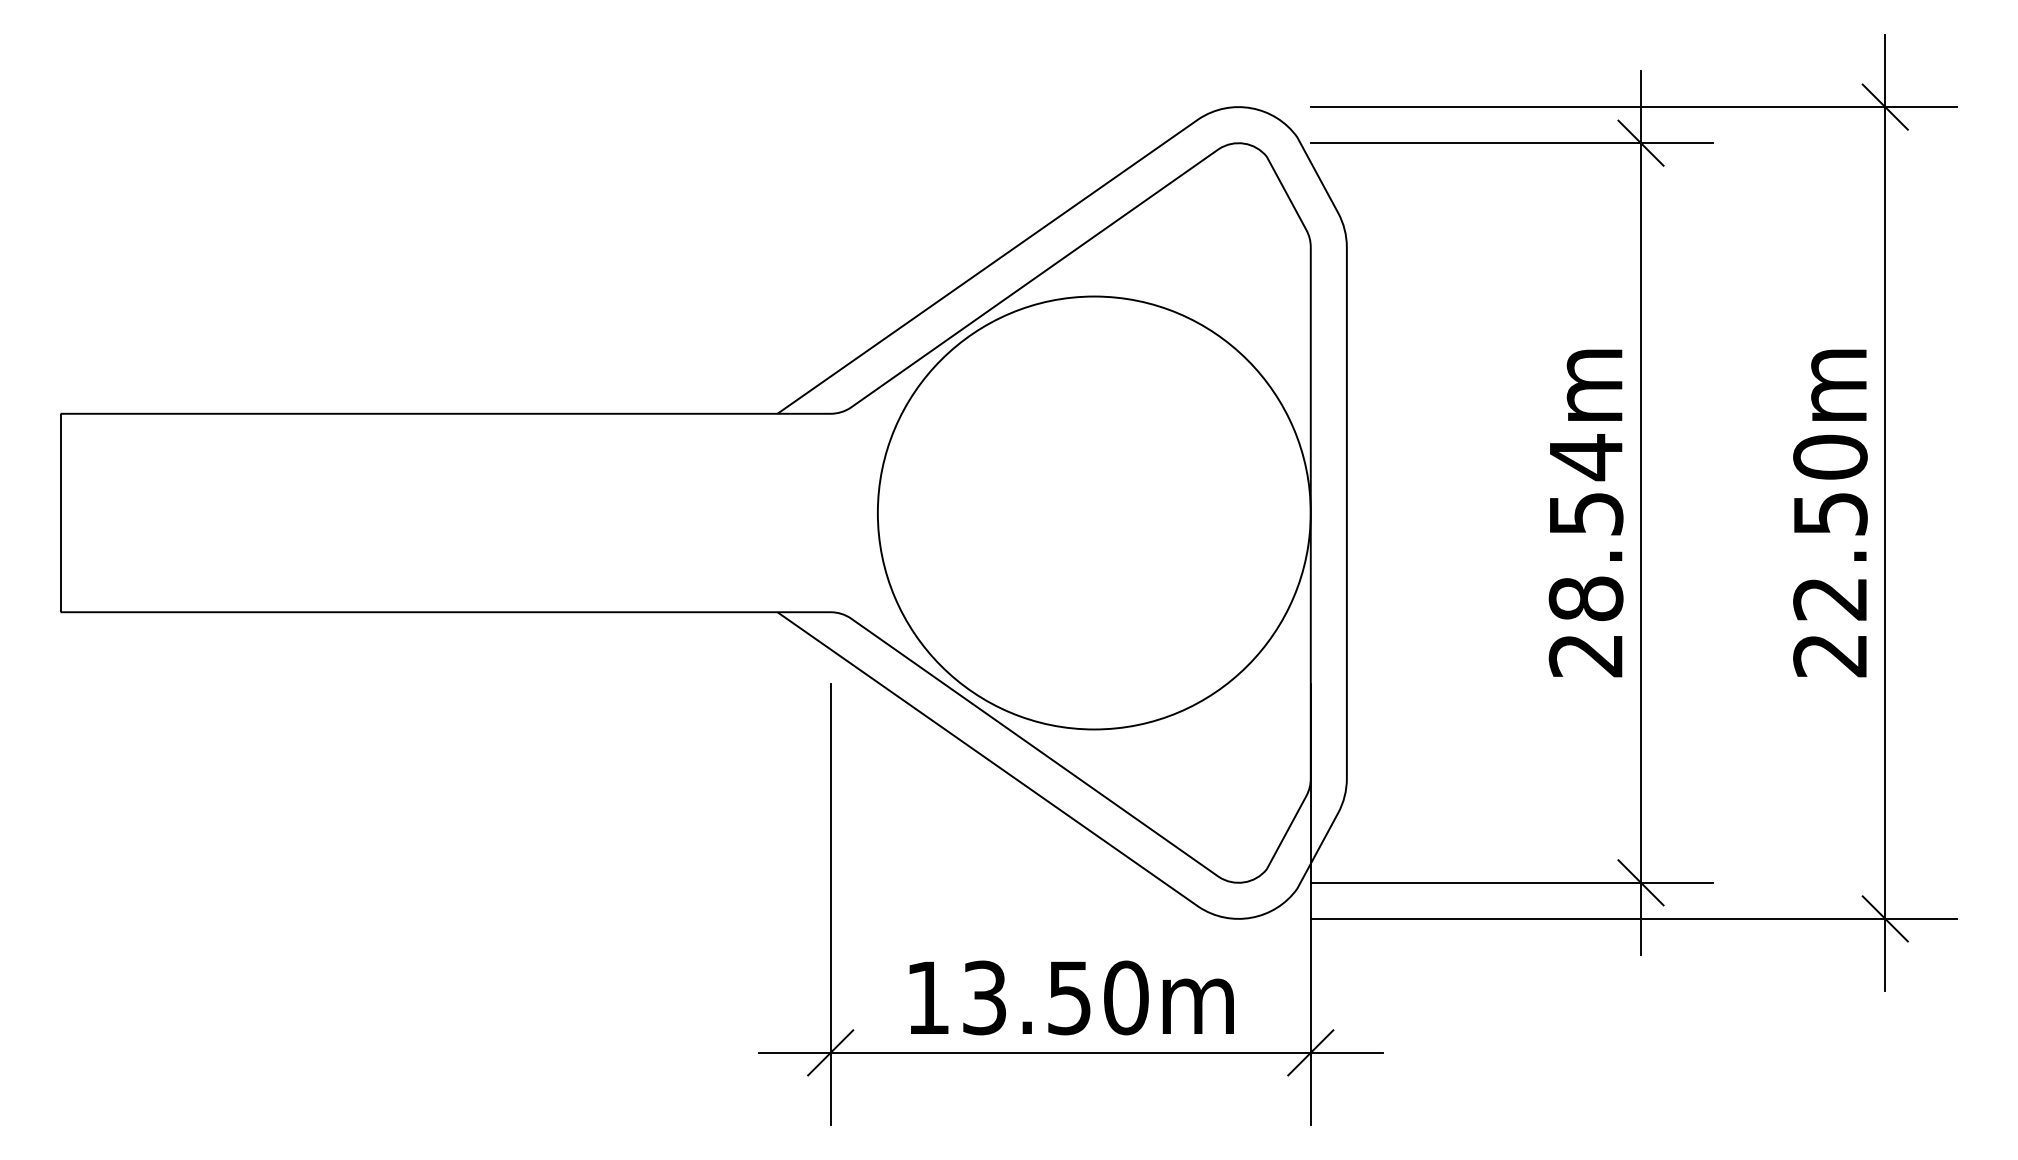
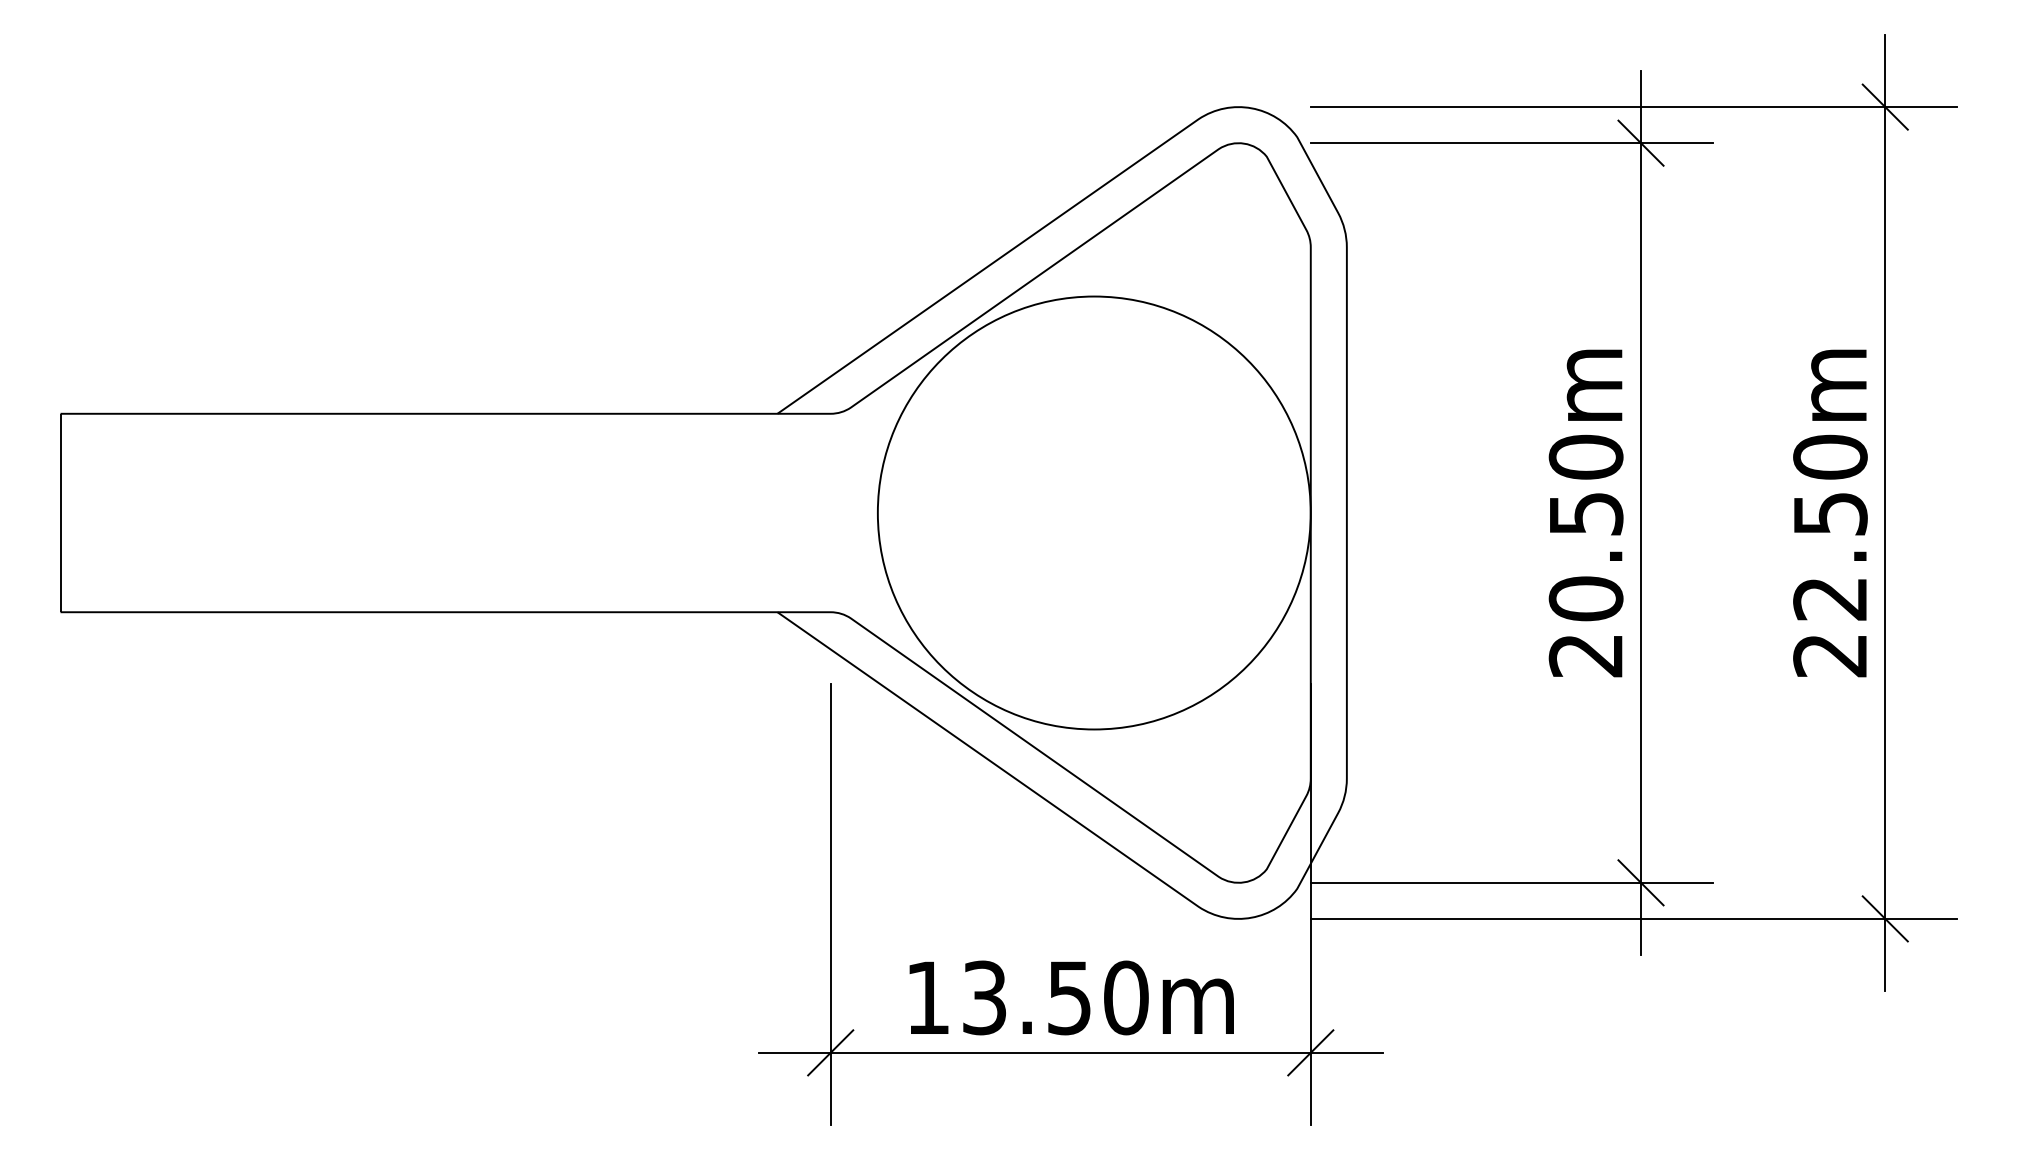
text: 28.54m -> 20.50m (1585, 527)
